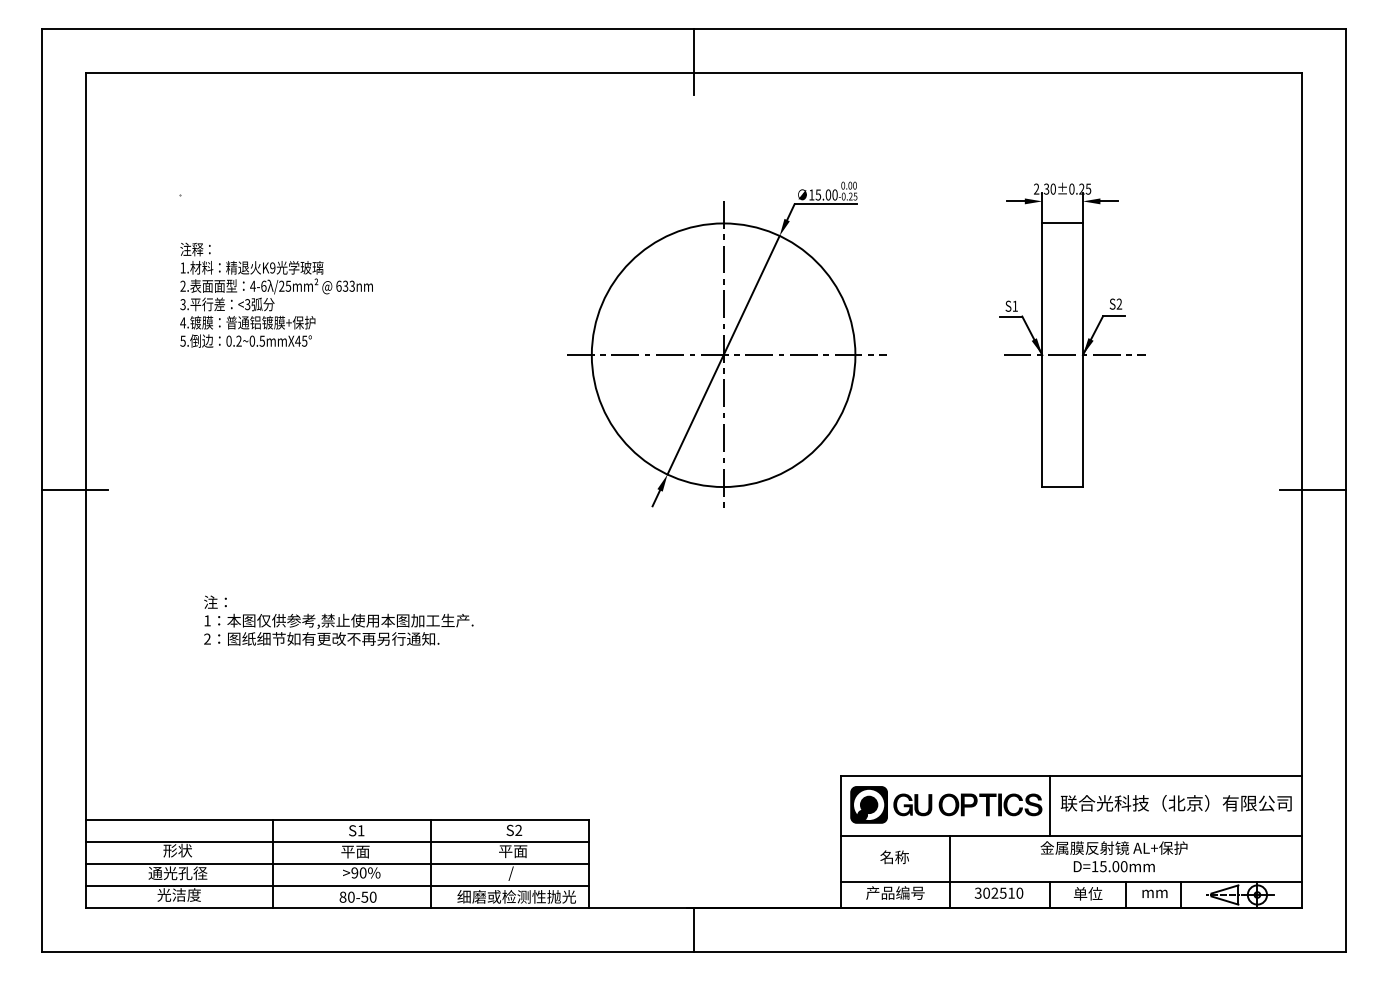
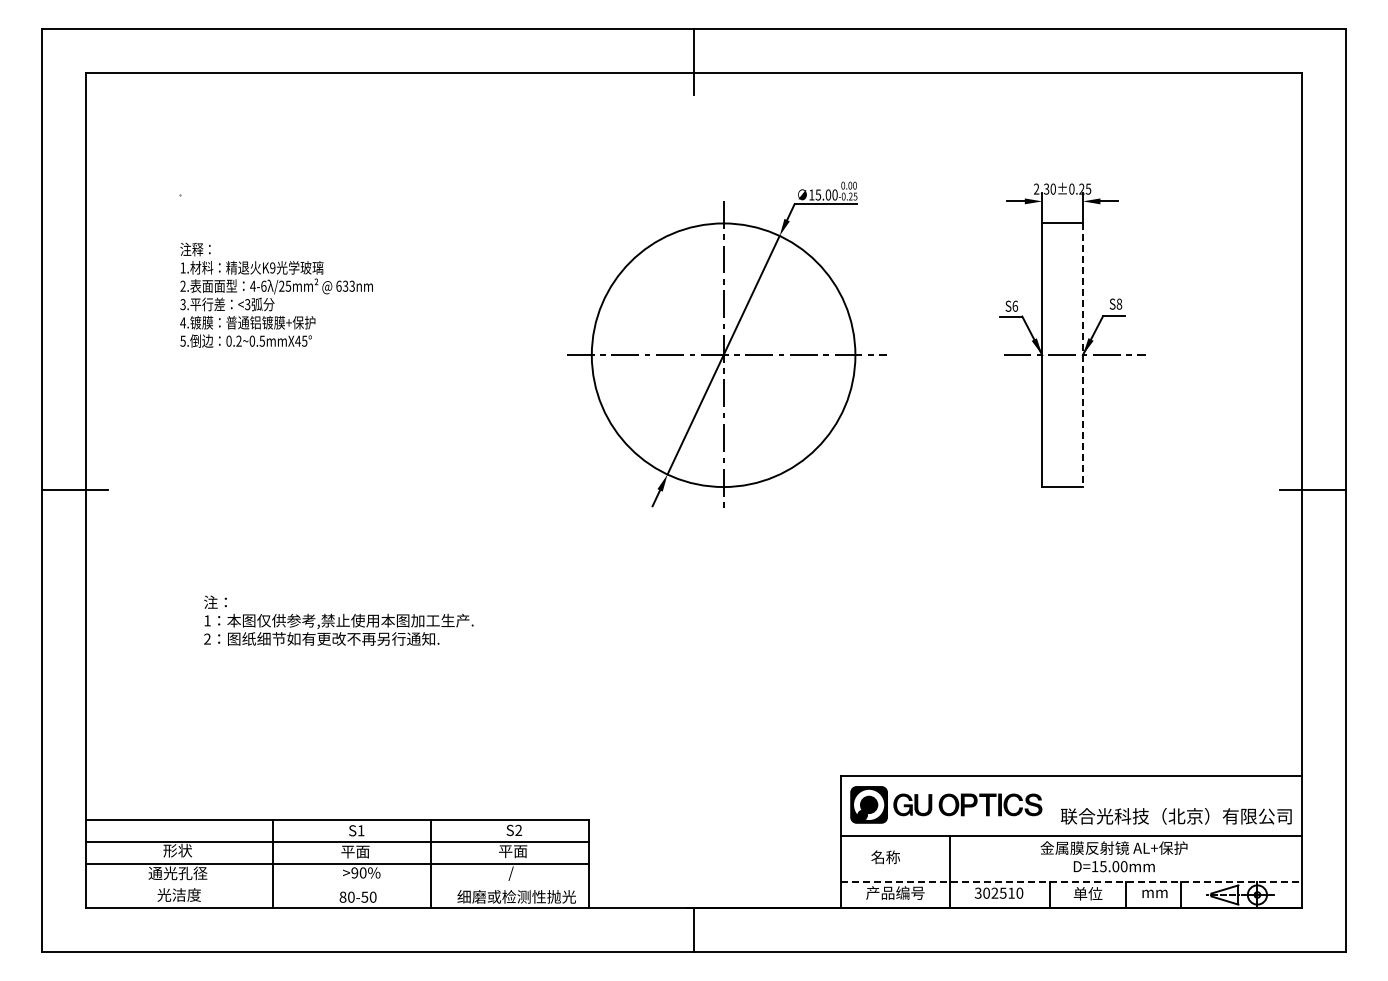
text: S2 -> S8 (1119, 303)
text: S1 -> S6 (1015, 305)
line: solid -> dashed (1082, 355)
text position: (1175, 803) -> (1175, 816) (1175, 816)
line: present -> none (1050, 805)
text position: (894, 857) -> (885, 857) (885, 857)
line: solid -> dashed (1071, 882)
line: present -> none (337, 885)
